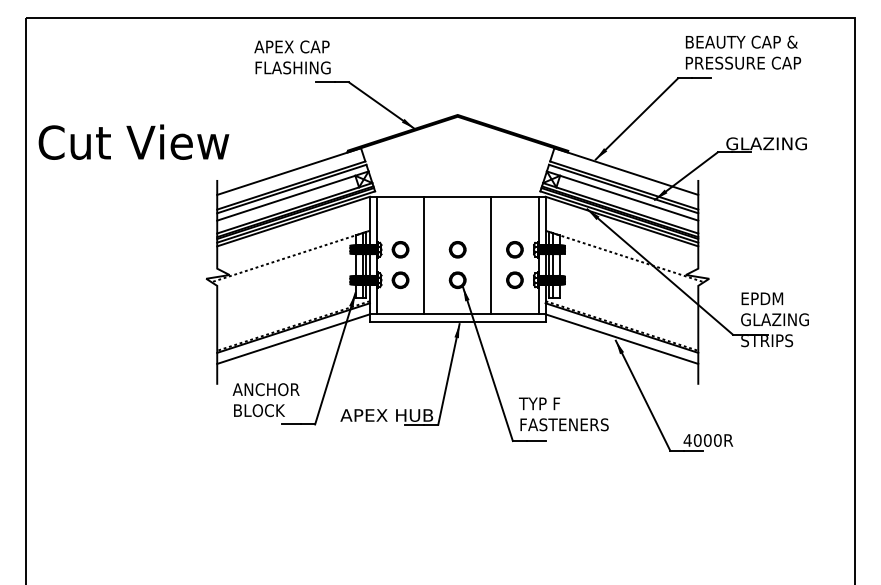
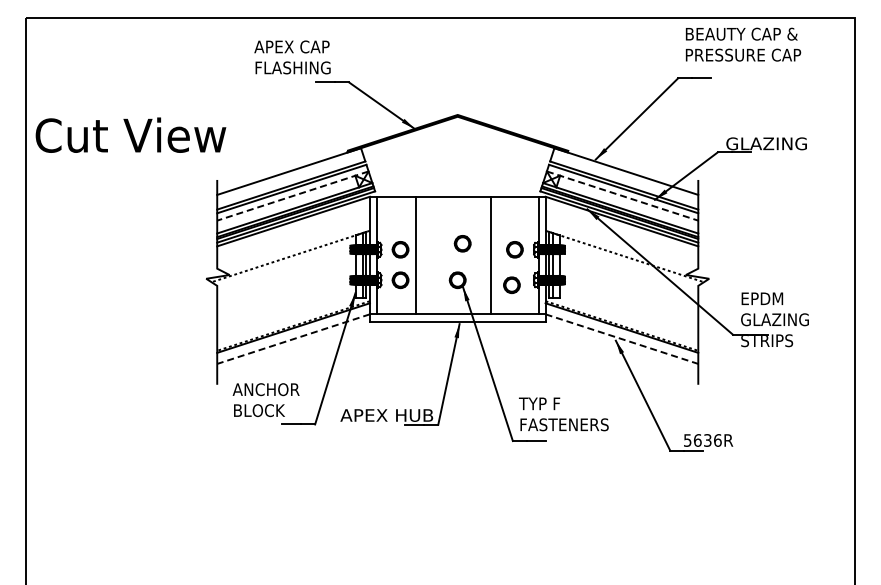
text position: (743, 52) -> (743, 44) (743, 44)
text position: (133, 141) -> (130, 134) (130, 134)
line: solid -> dashed (292, 196)
line: solid -> dashed (622, 196)
part position: (457, 249) -> (462, 243) (462, 243)
line position: (424, 255) -> (416, 255) (416, 255)
circle position: (514, 279) -> (511, 284) (511, 284)
line: solid -> dashed (293, 339)
line: solid -> dashed (622, 339)
text: 4000R -> 5636R (702, 440)
